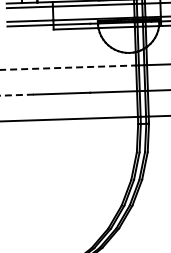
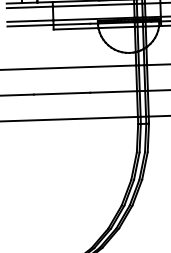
line: dashed -> solid (68, 67)
line: dashed -> solid (17, 95)
